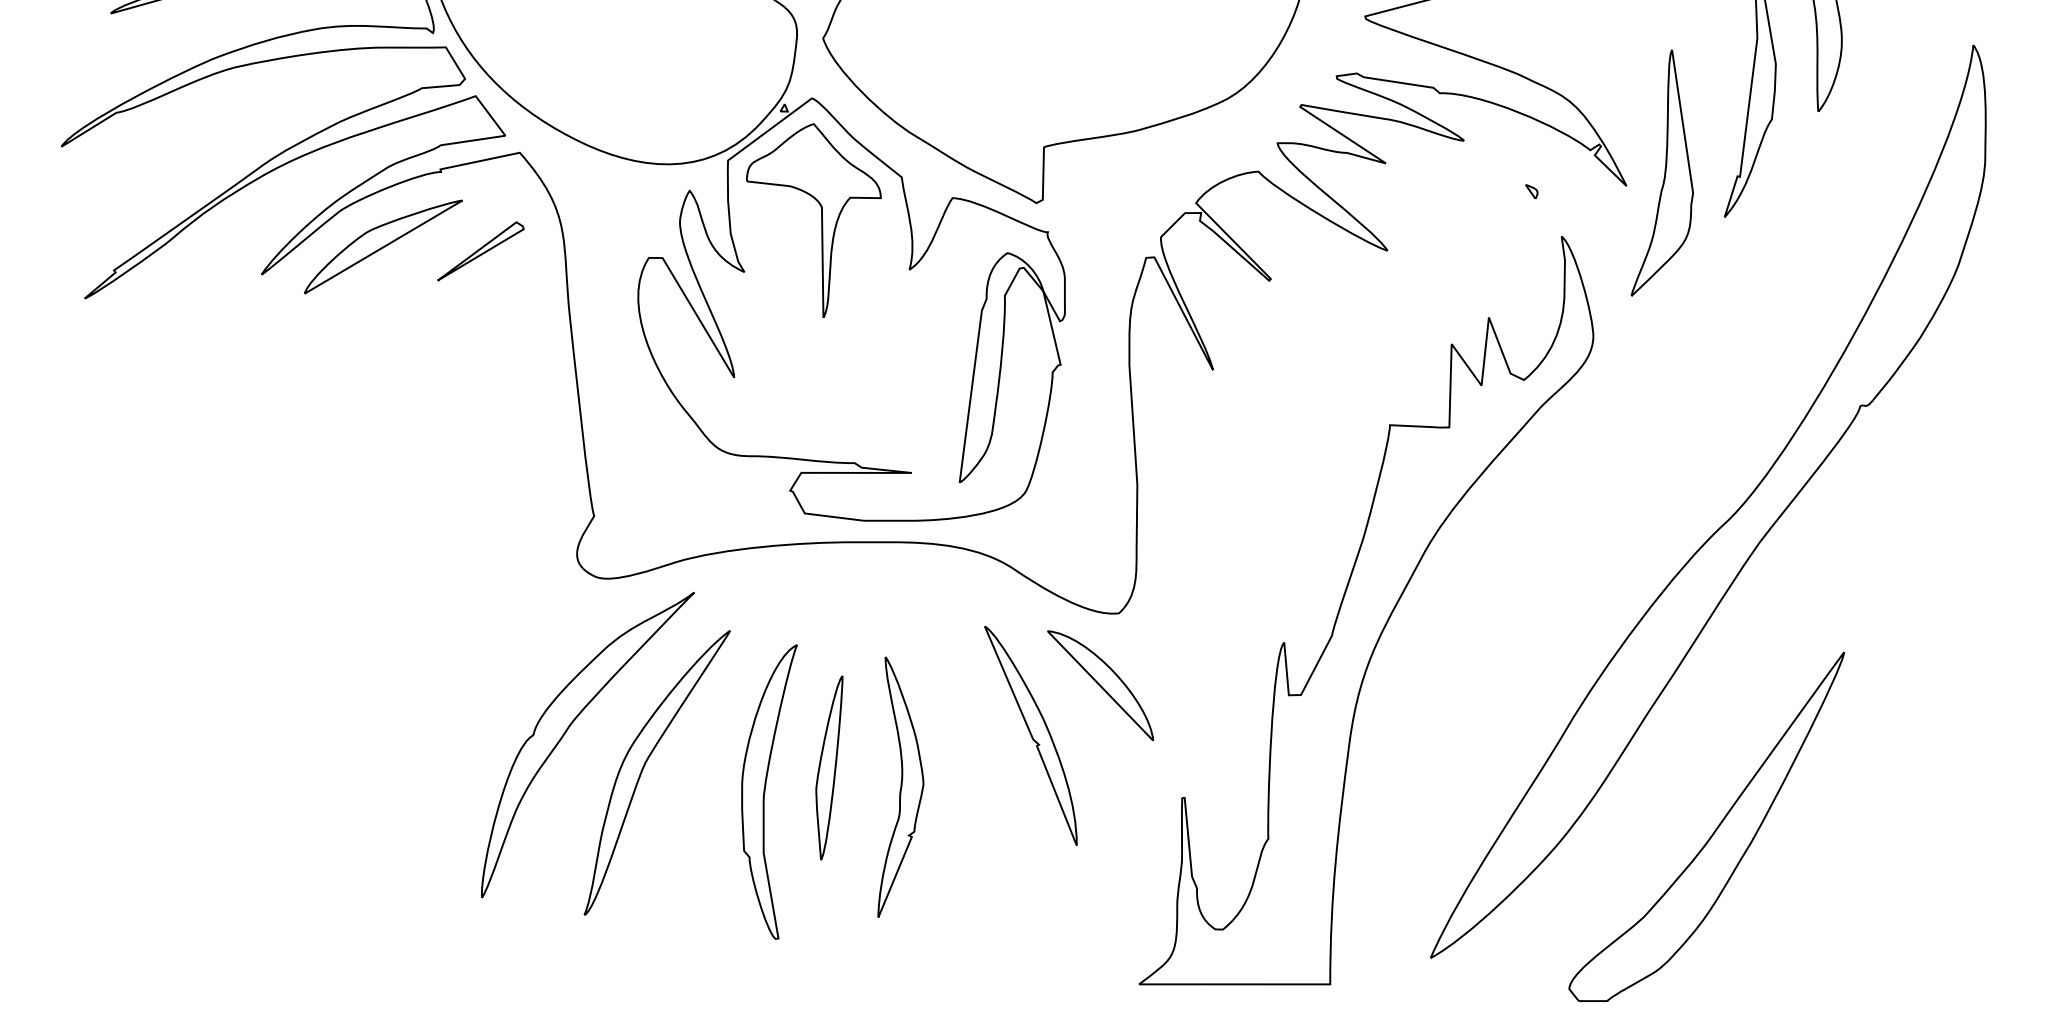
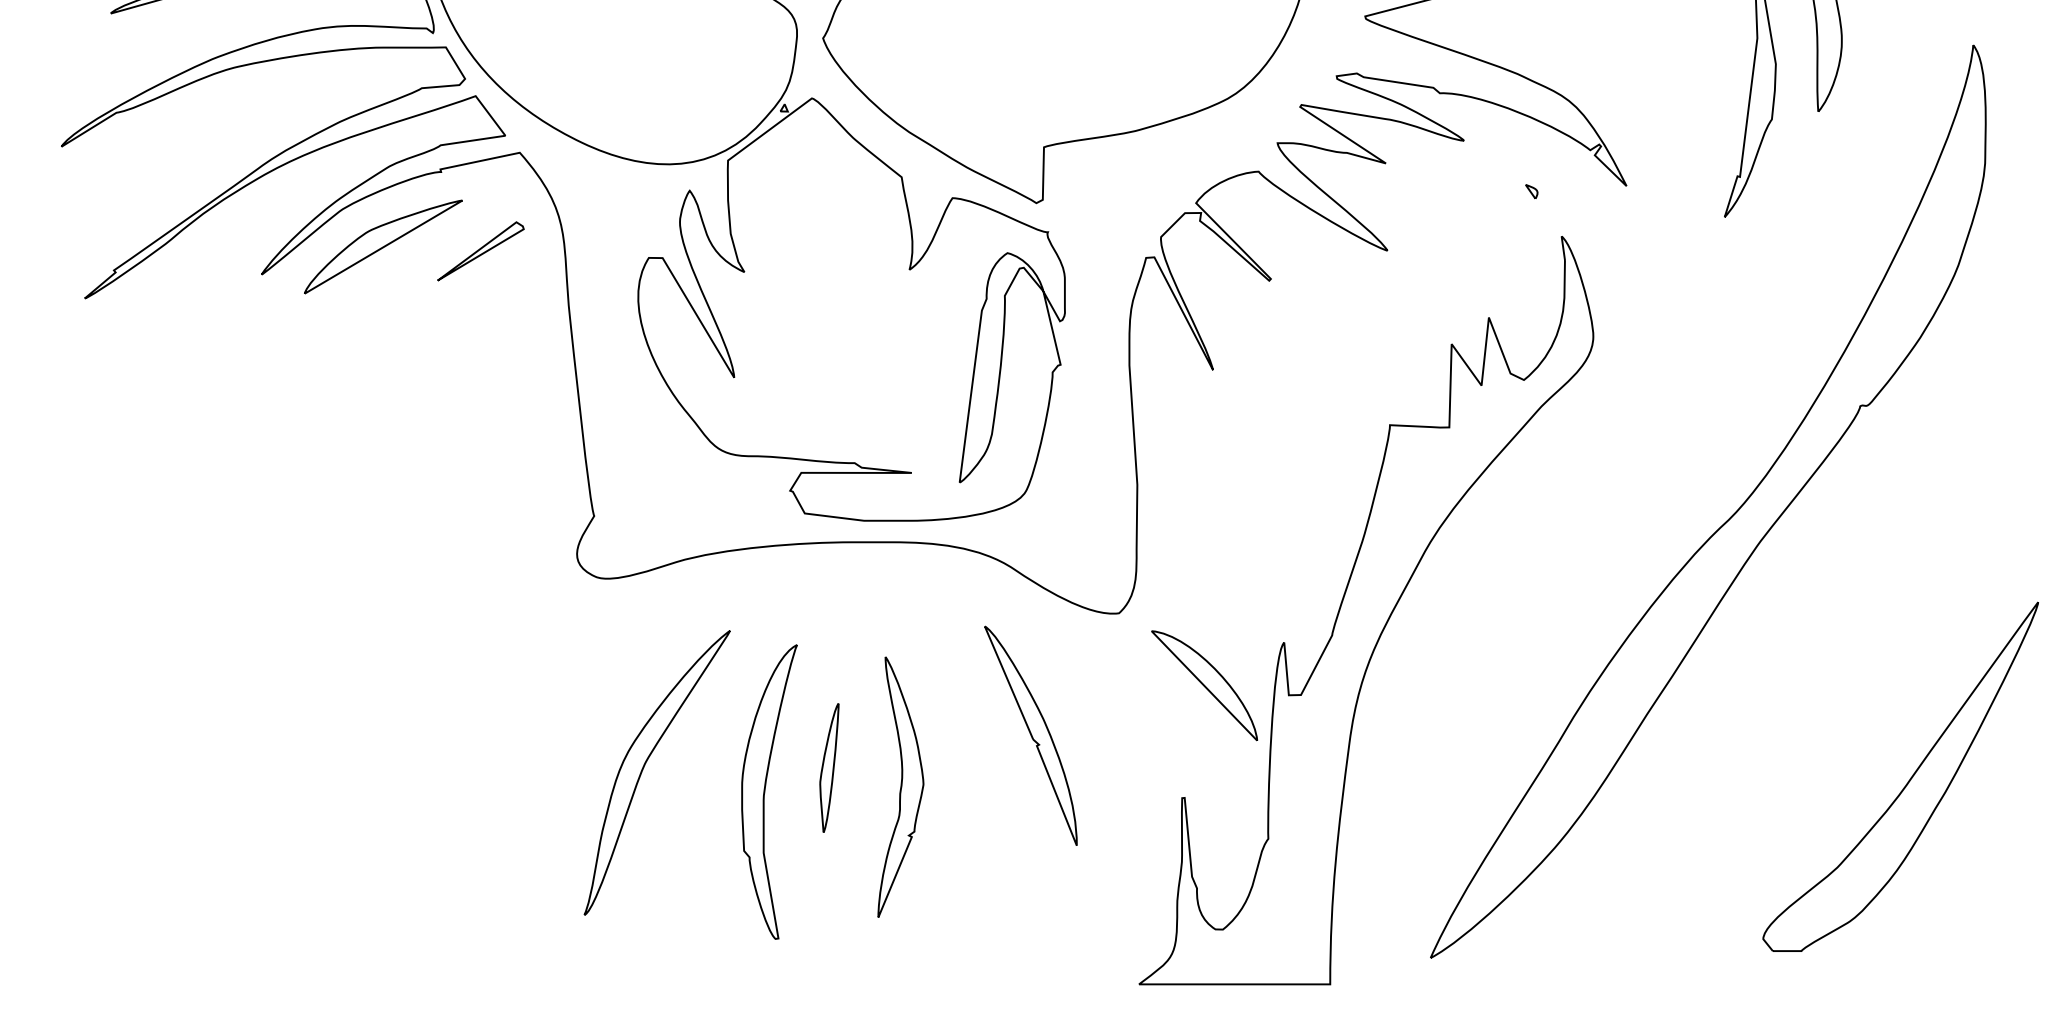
part: present -> none (1661, 172)
part: present -> none (821, 220)
part position: (1100, 685) -> (1204, 685) (1204, 685)
part: present -> none (567, 731)
part size: 29x186 px -> 21x130 px (829, 767)
part position: (1714, 830) -> (1908, 780) (1908, 780)
